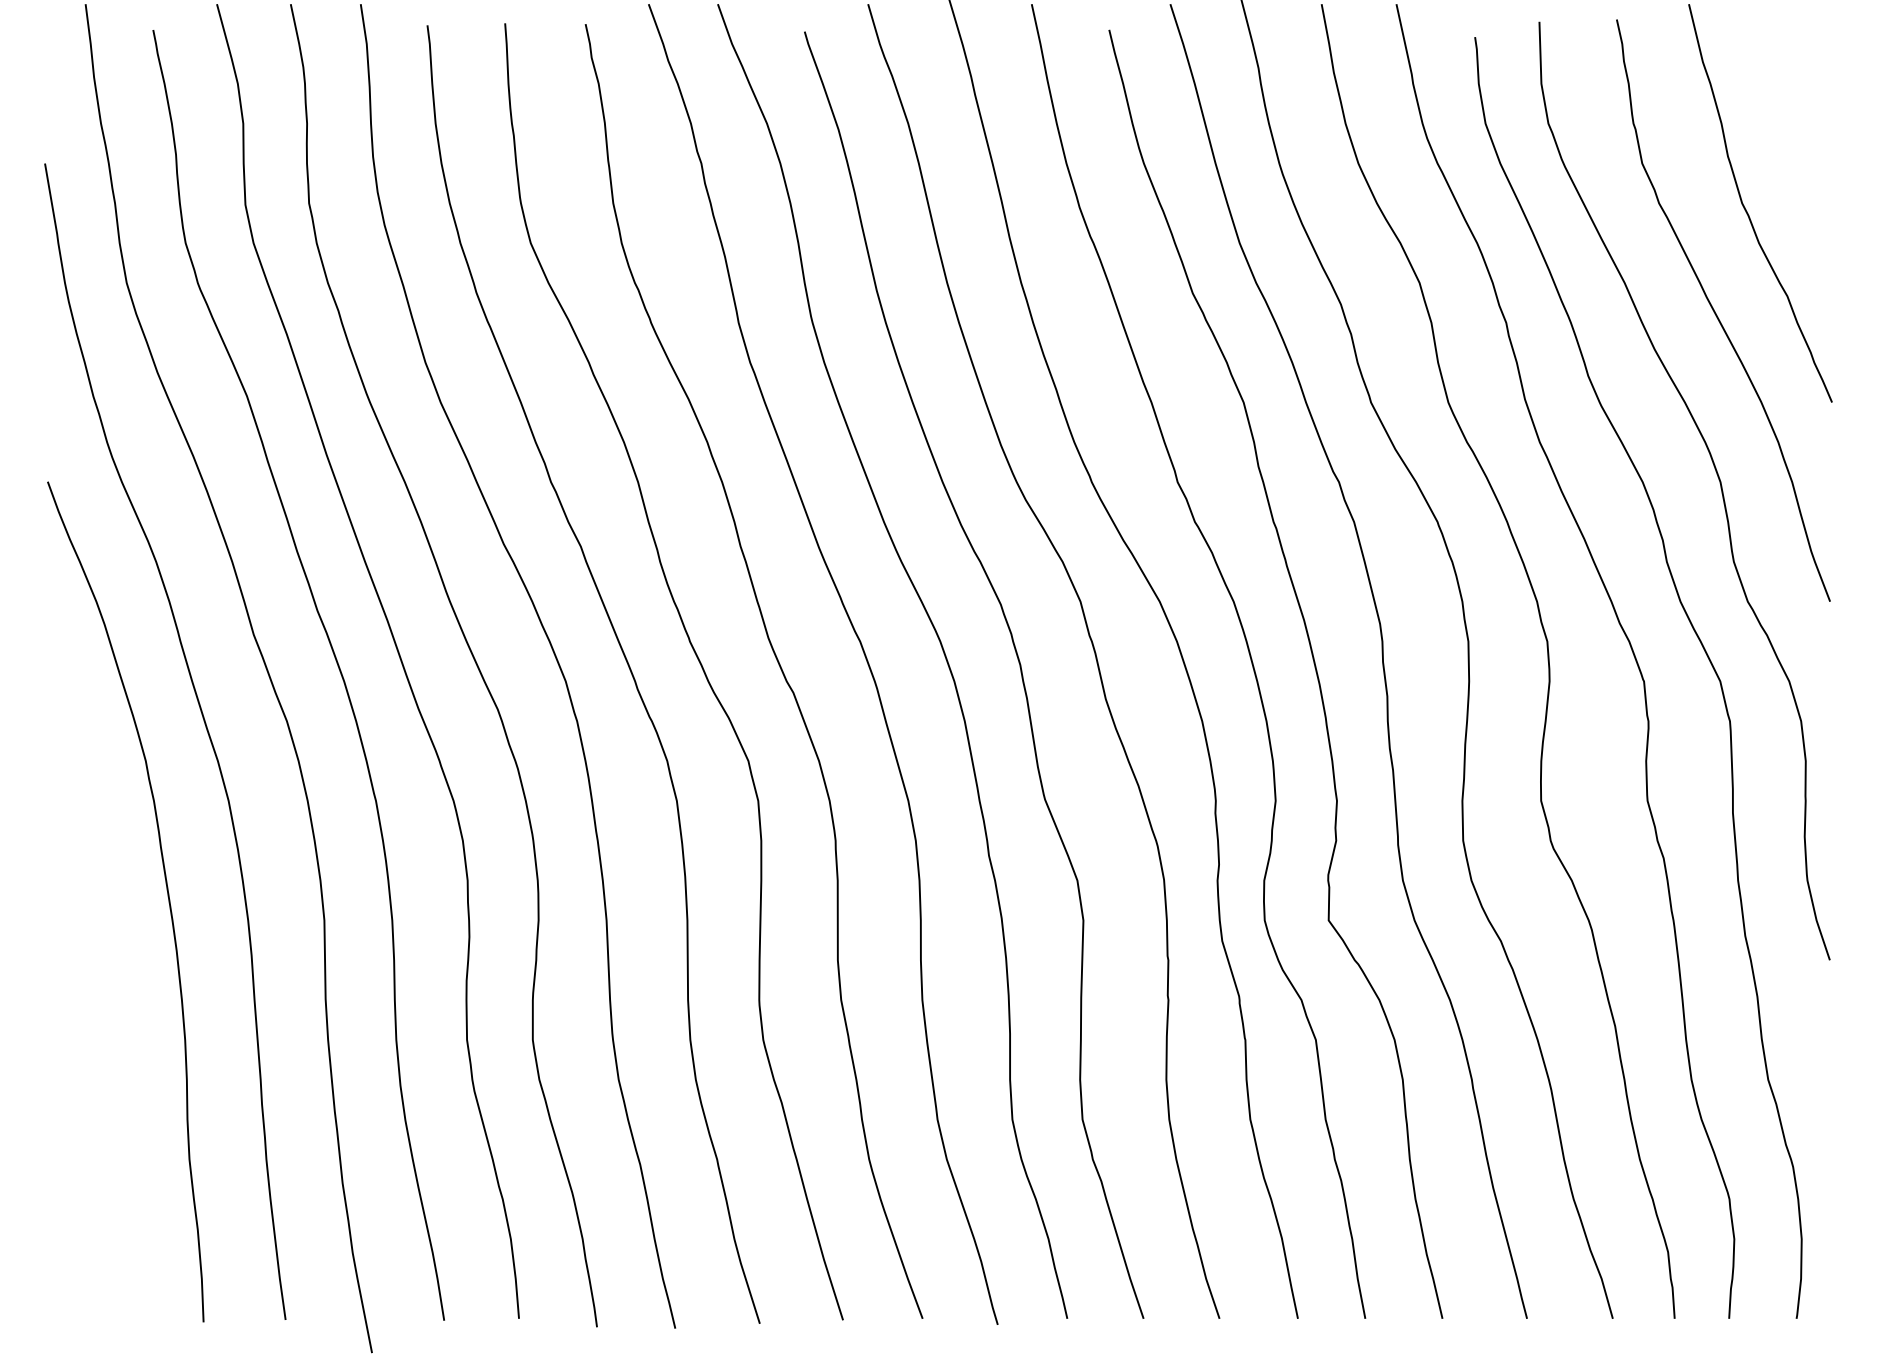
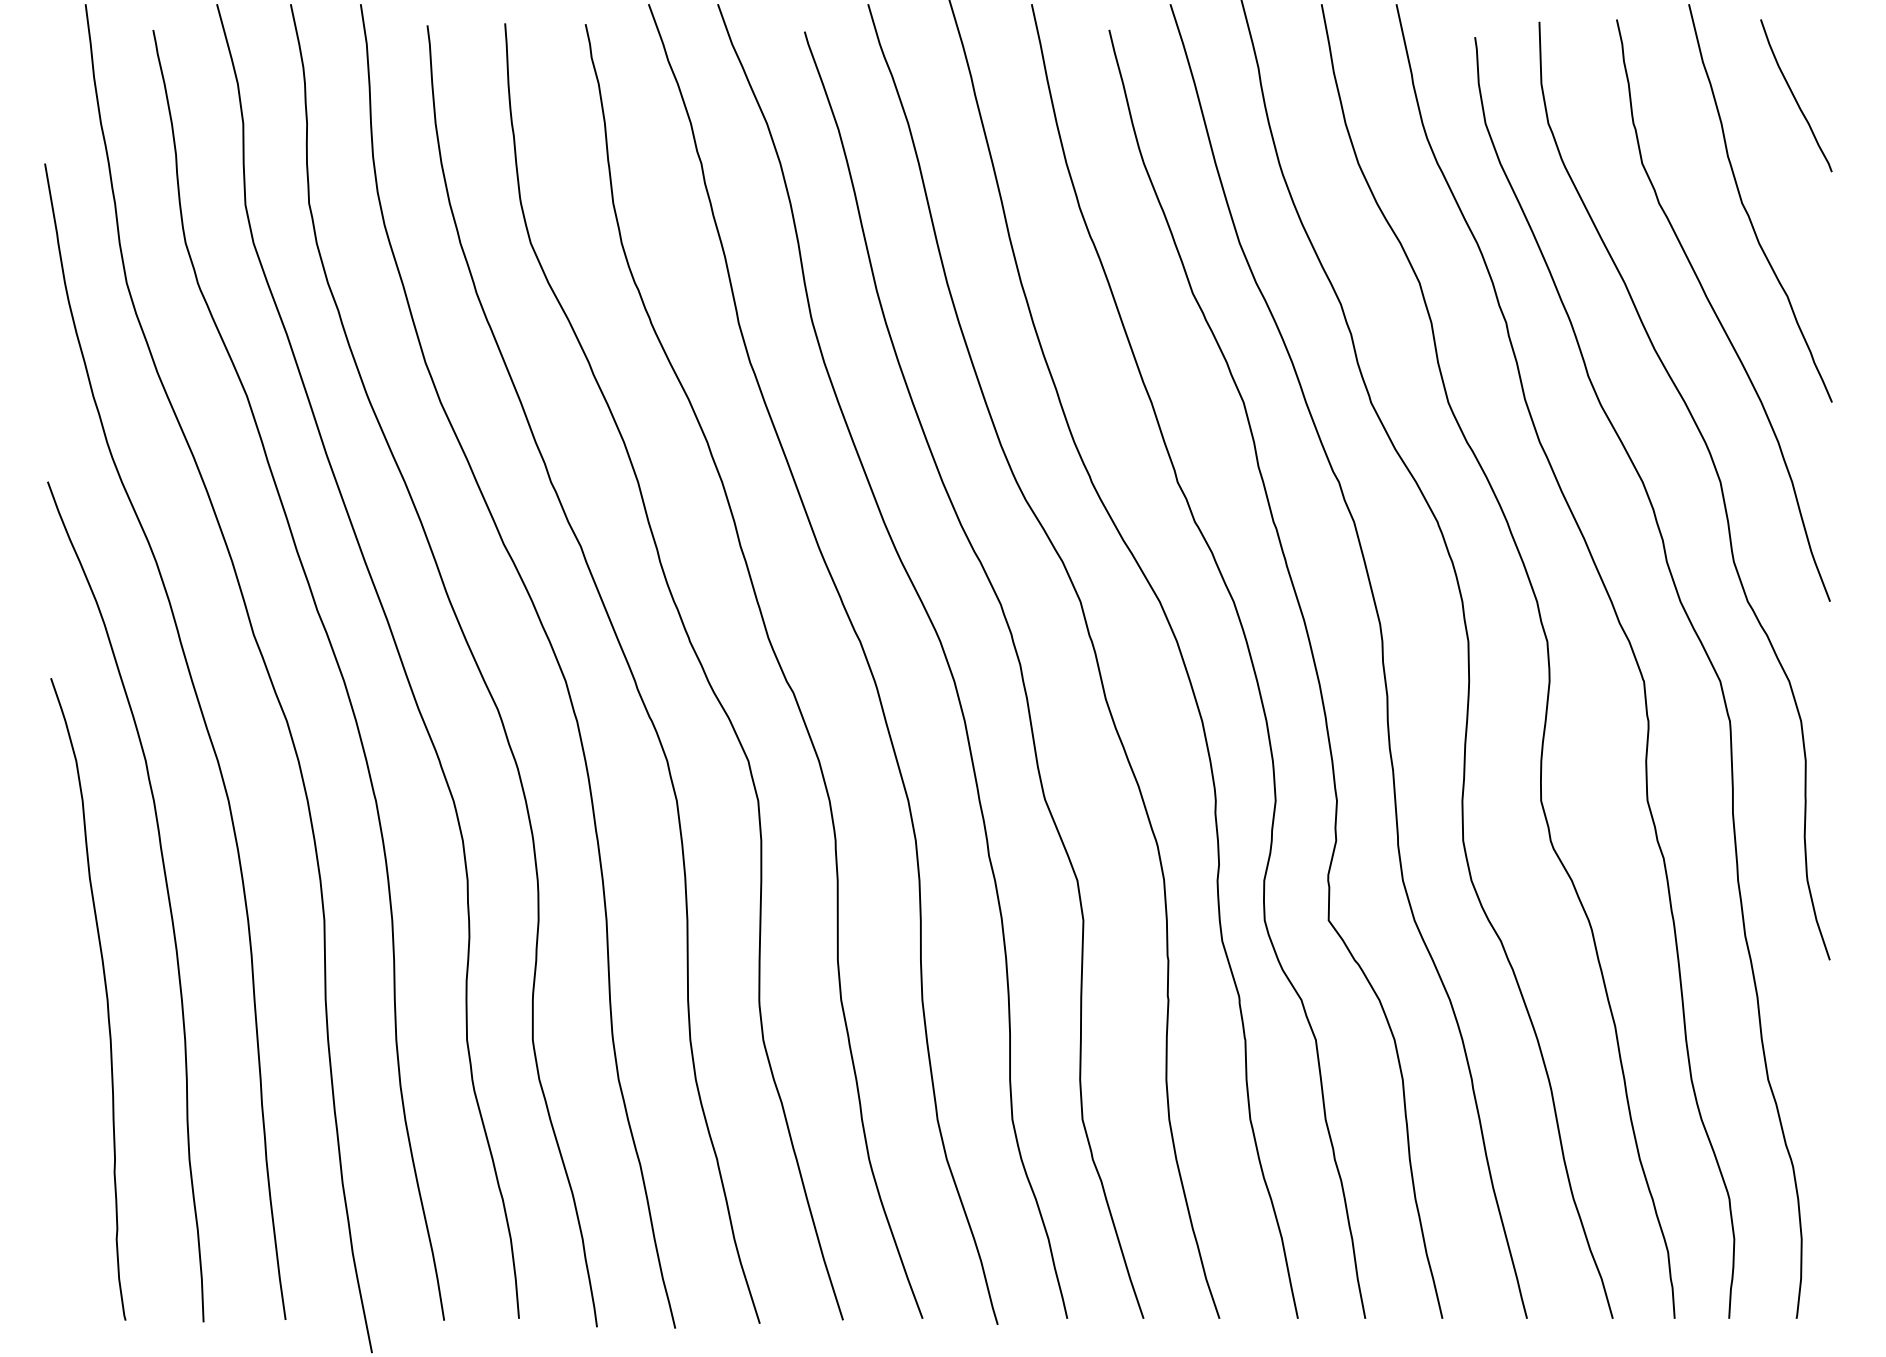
curve: none -> present (1794, 95)
curve: none -> present (106, 999)
